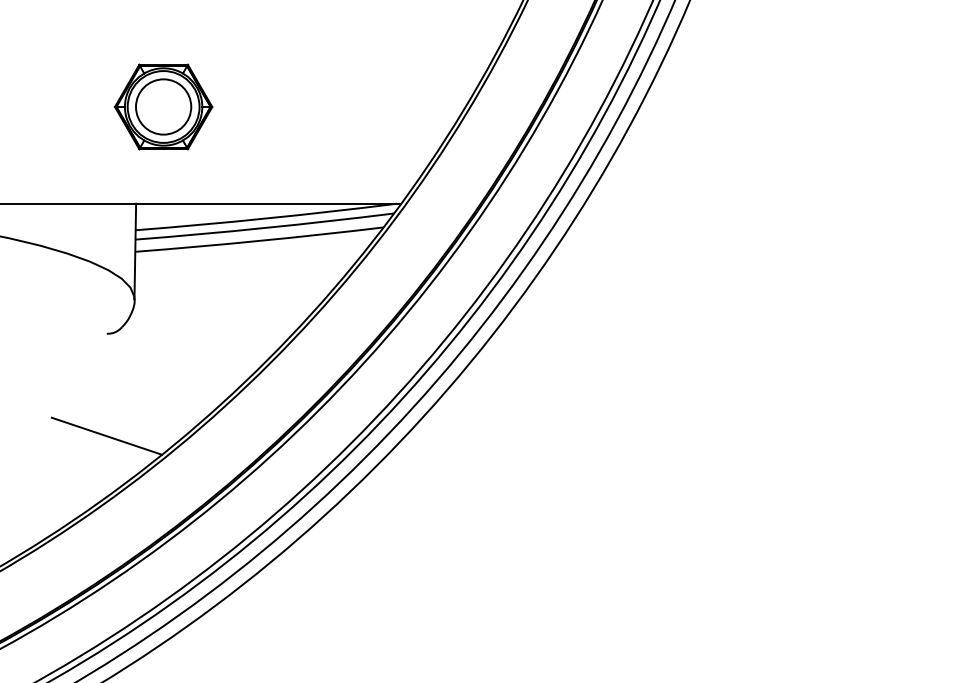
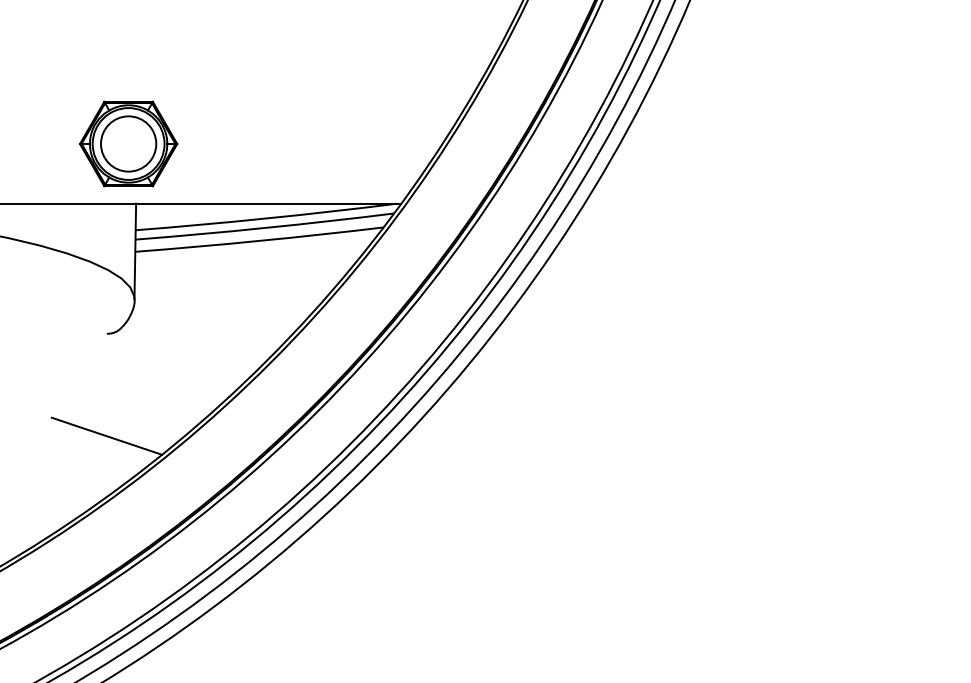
part position: (163, 106) -> (128, 143) (128, 143)
